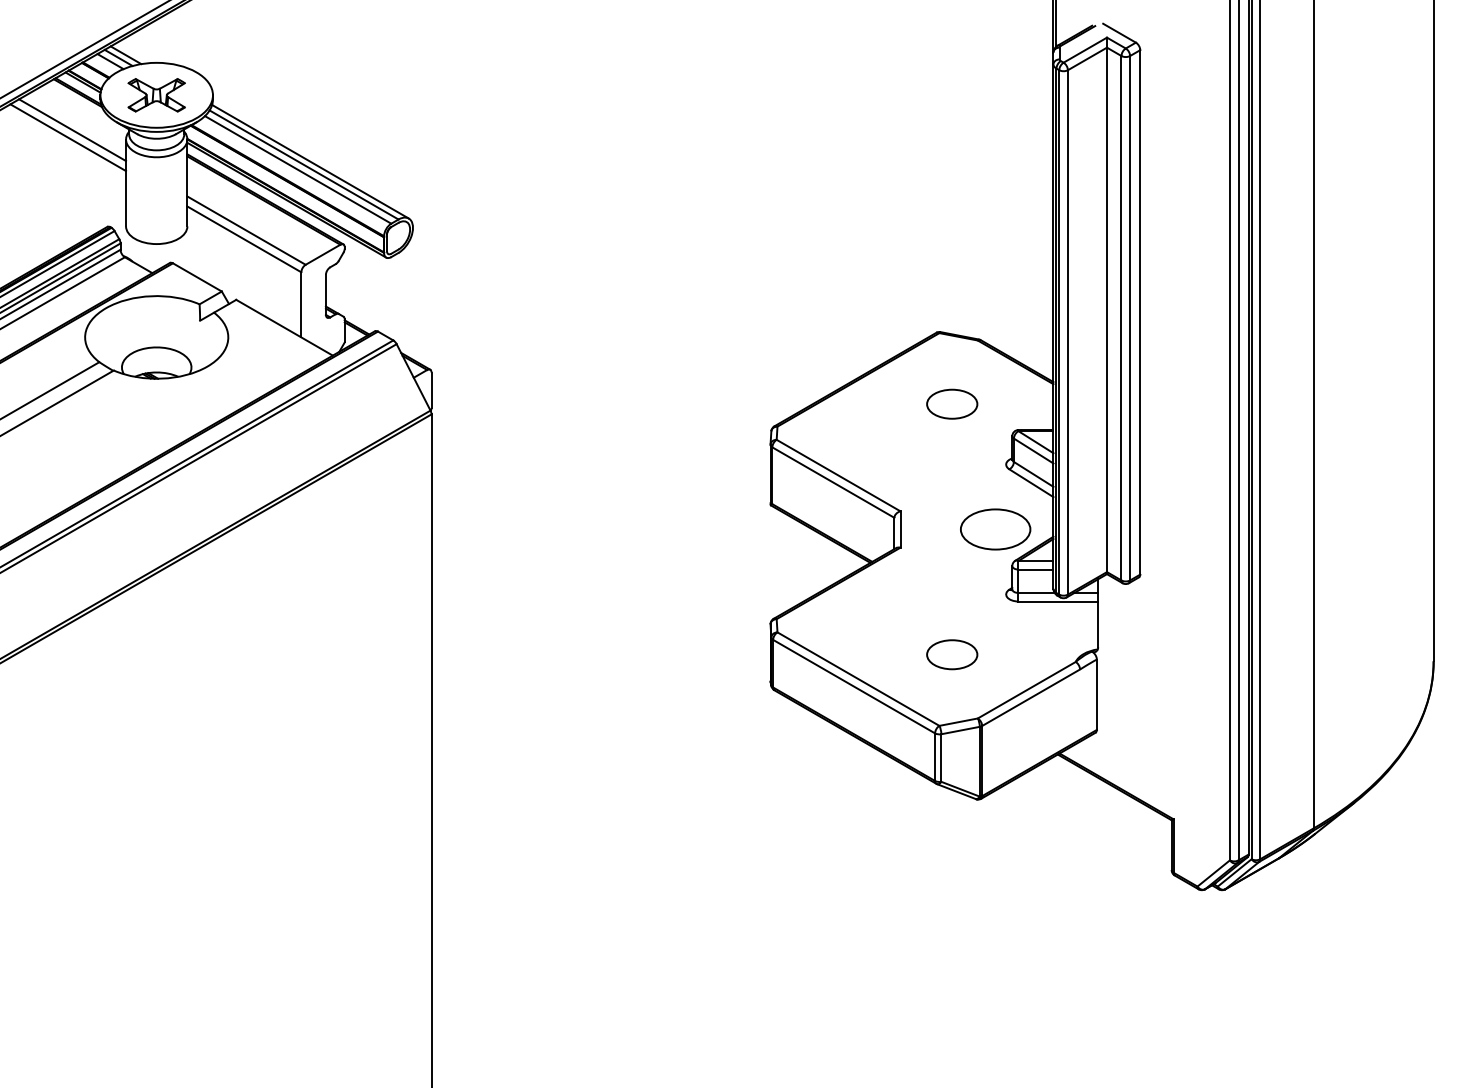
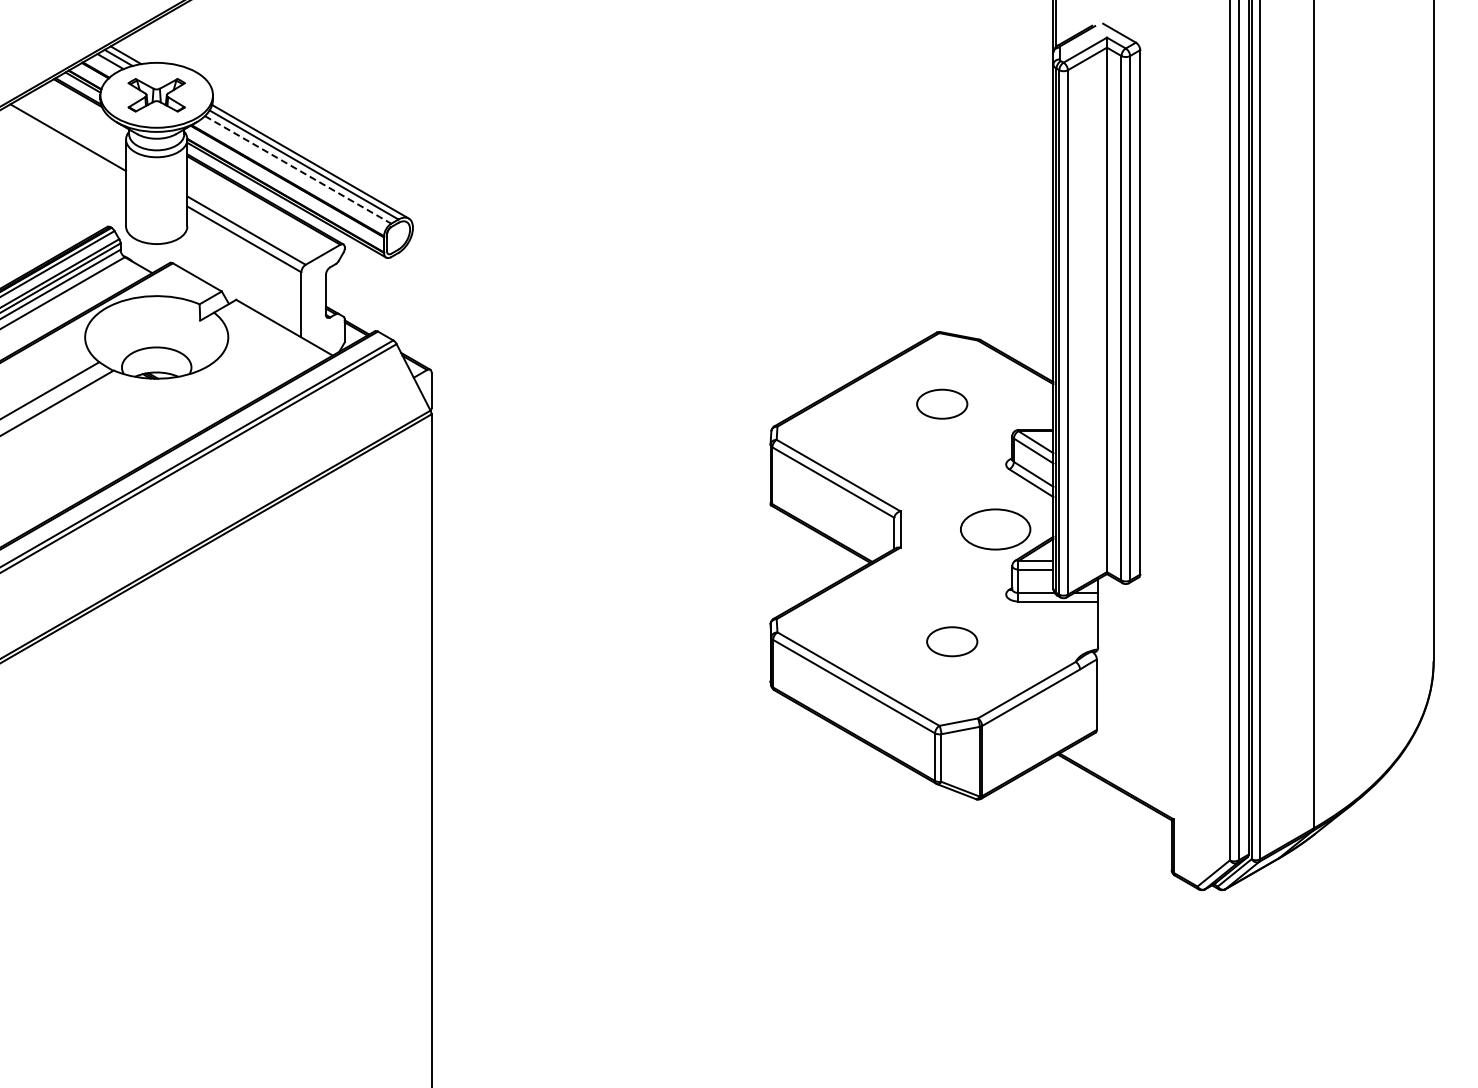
line: present -> none (84, 49)
line: present -> none (72, 130)
line: solid -> dashed (298, 169)
part position: (952, 403) -> (942, 403) (942, 403)
part position: (952, 654) -> (952, 641) (952, 641)
